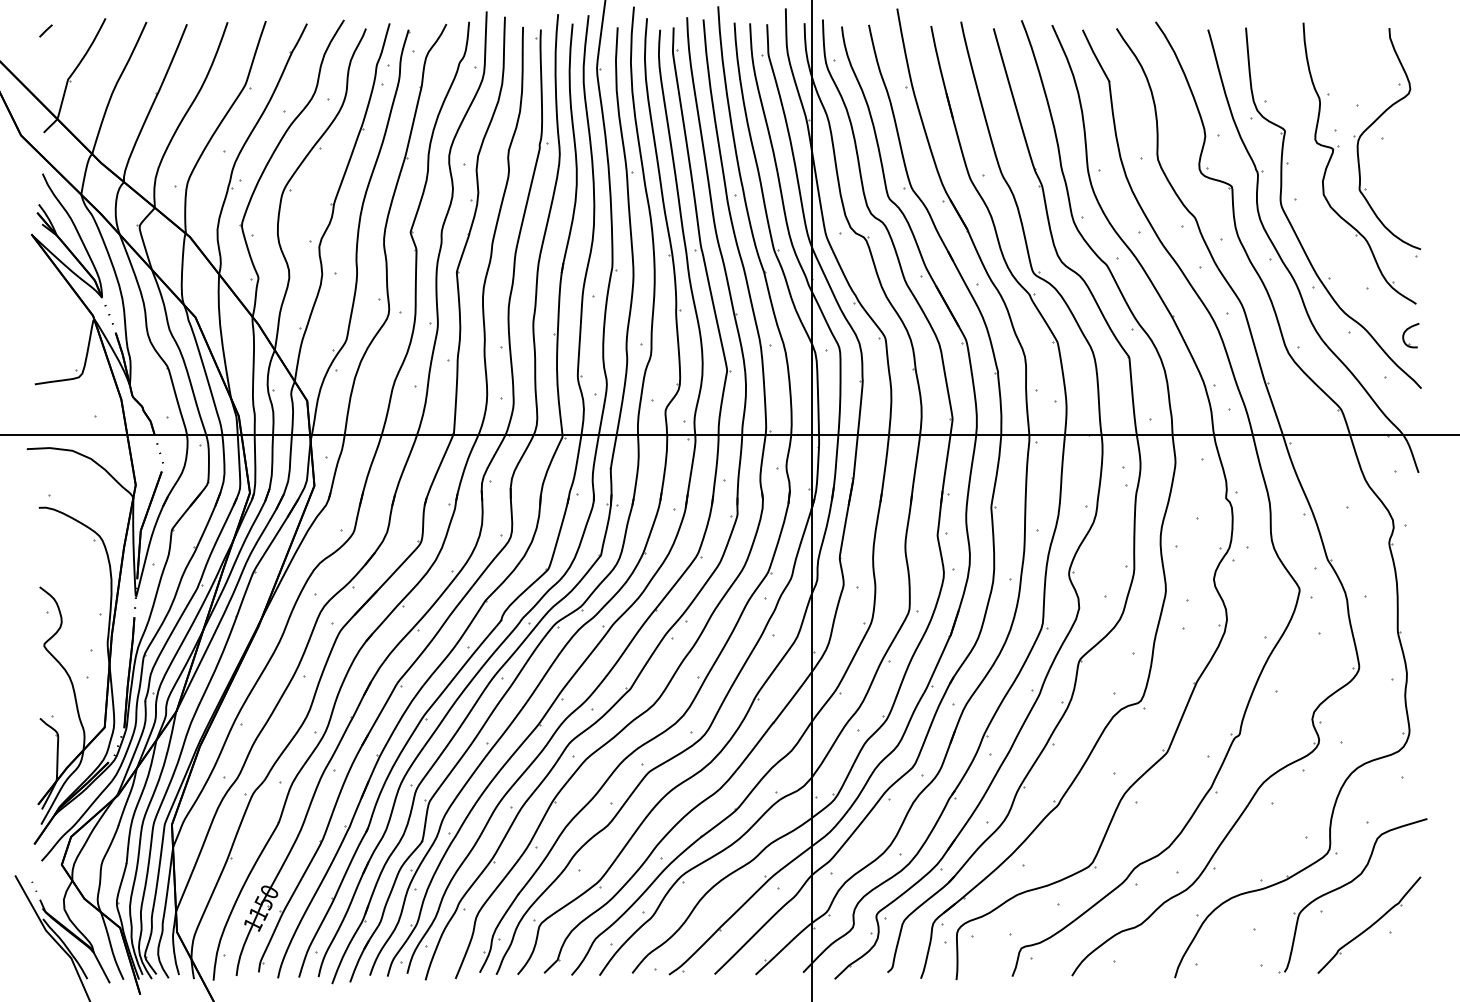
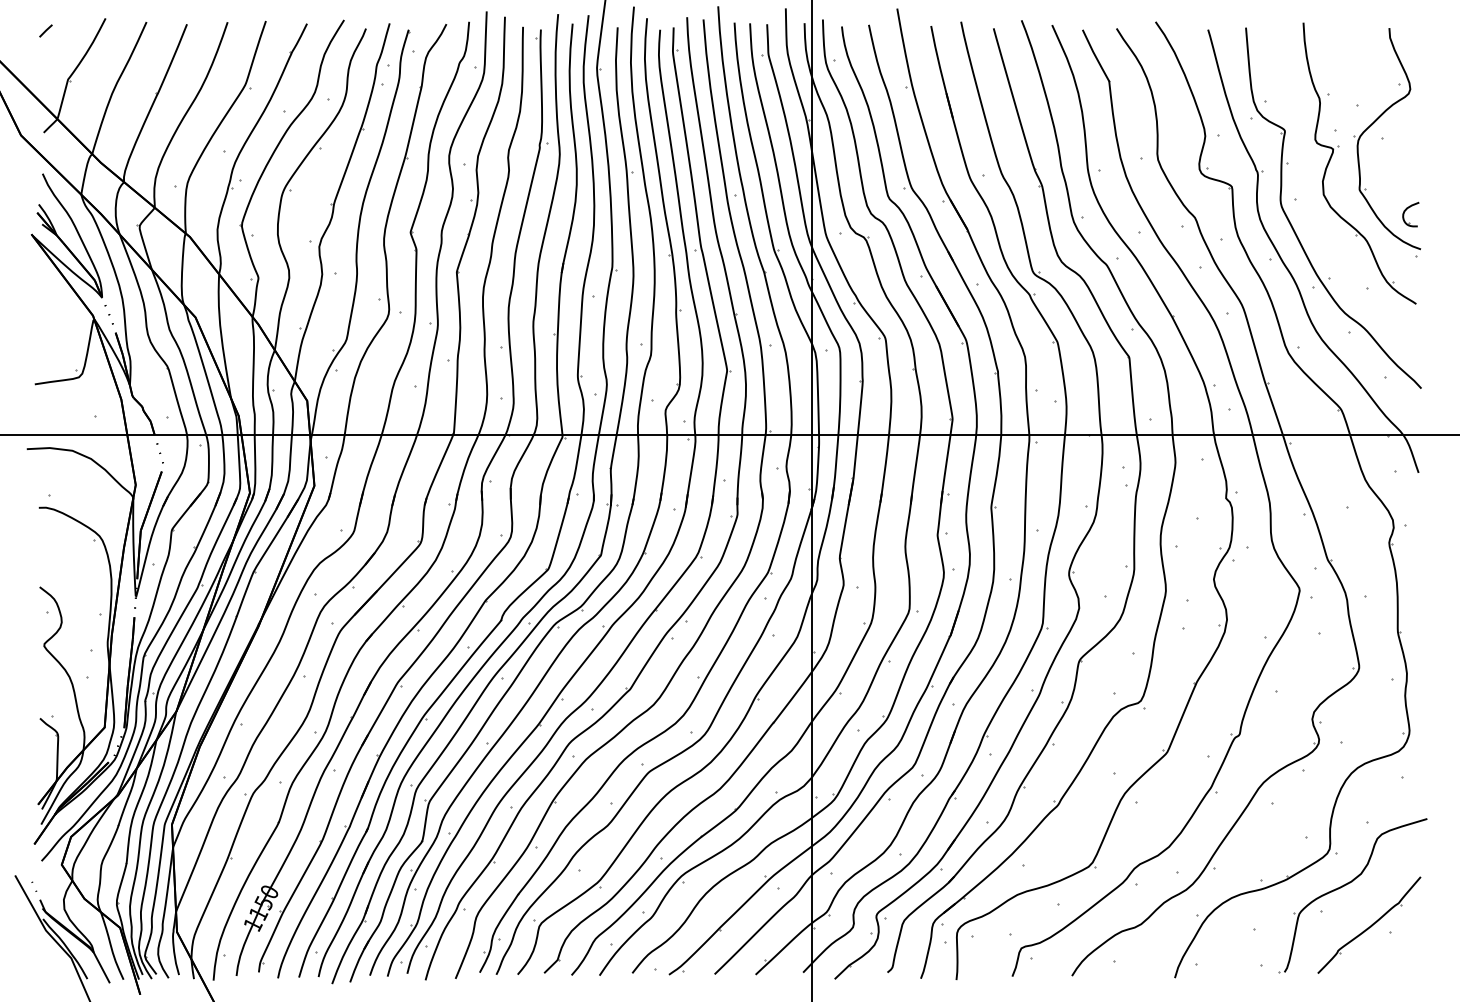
part position: (1410, 335) -> (1410, 214) (1410, 214)
